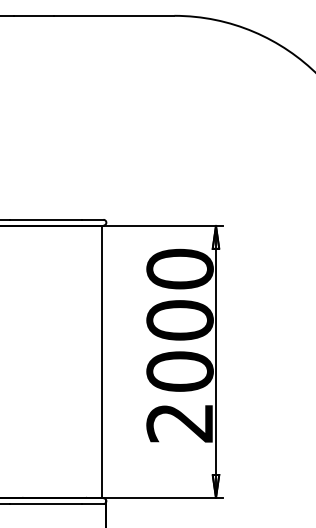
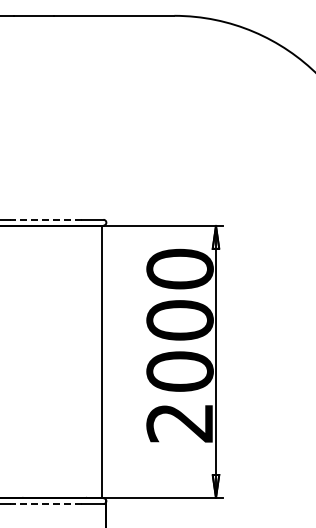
line: solid -> dashed (45, 219)
line: solid -> dashed (45, 504)
